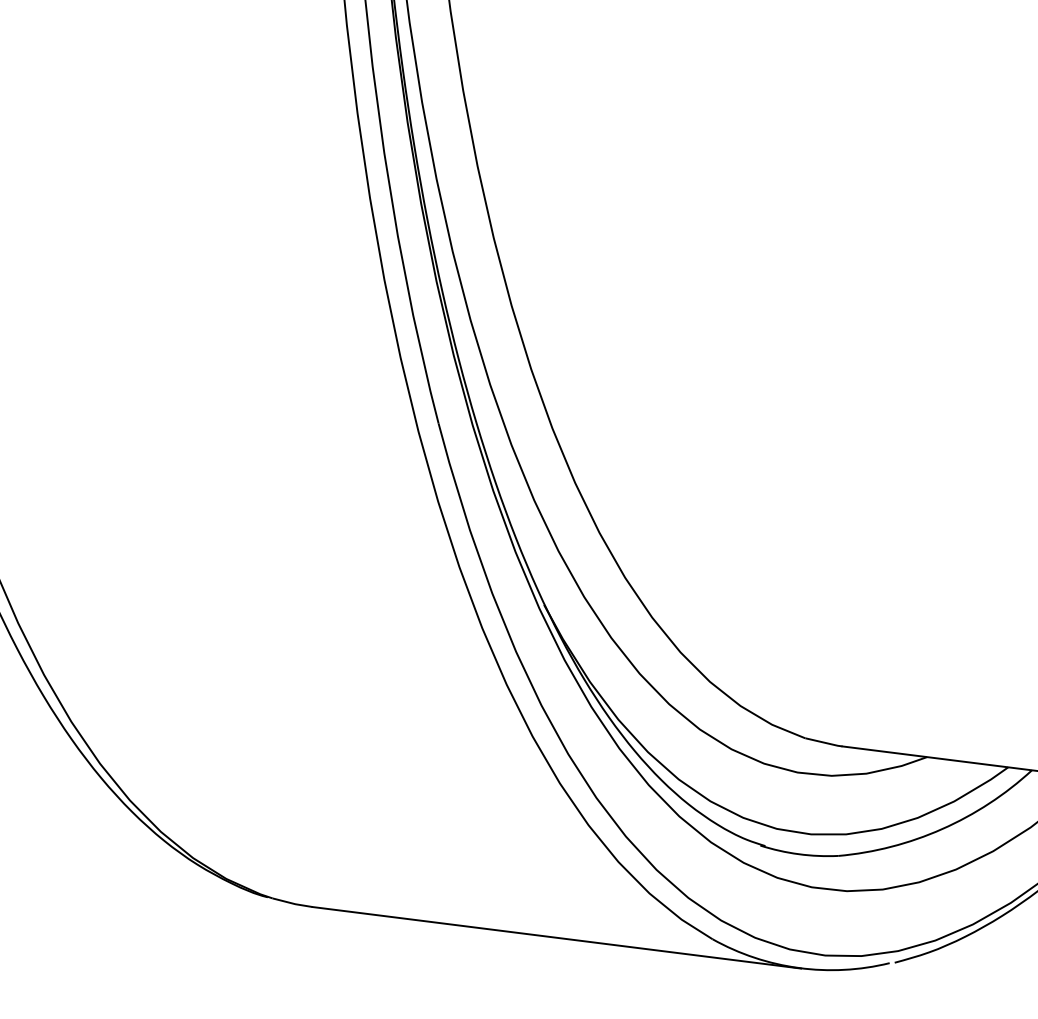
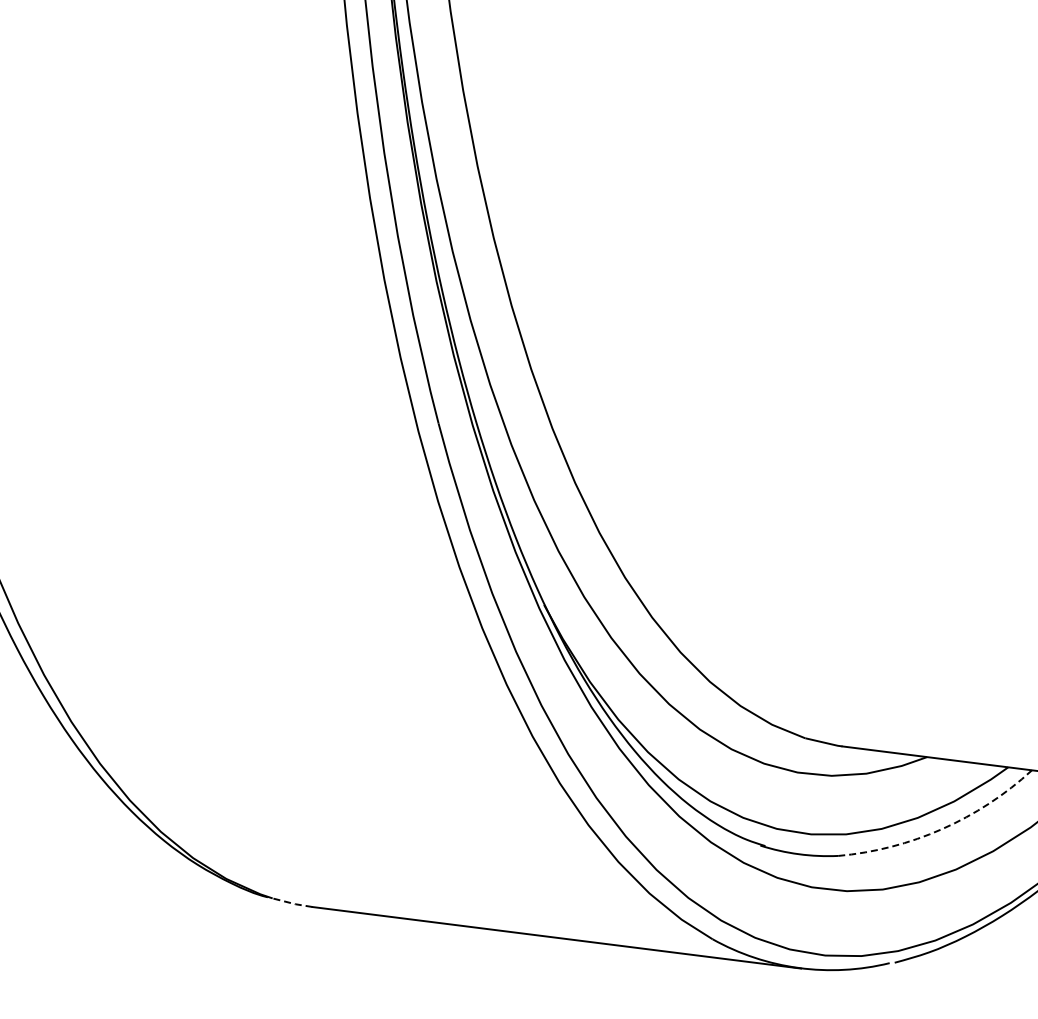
arc: solid -> dashed (942, 829)
line: solid -> dashed (292, 903)
